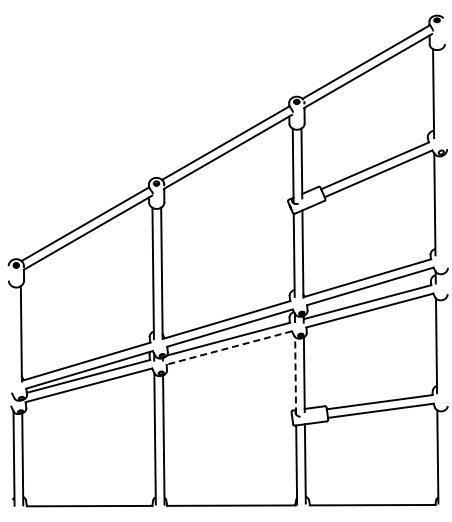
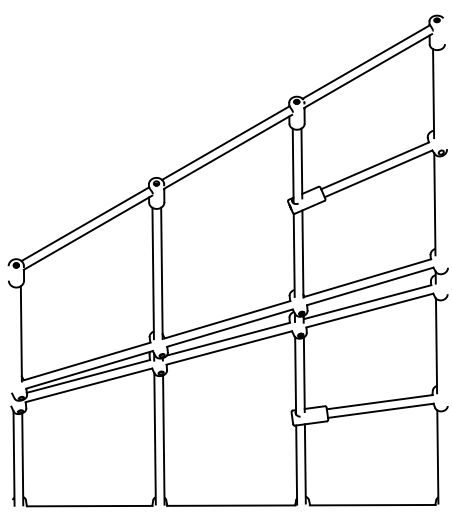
line: dashed -> solid (229, 347)
line: dashed -> solid (295, 375)
